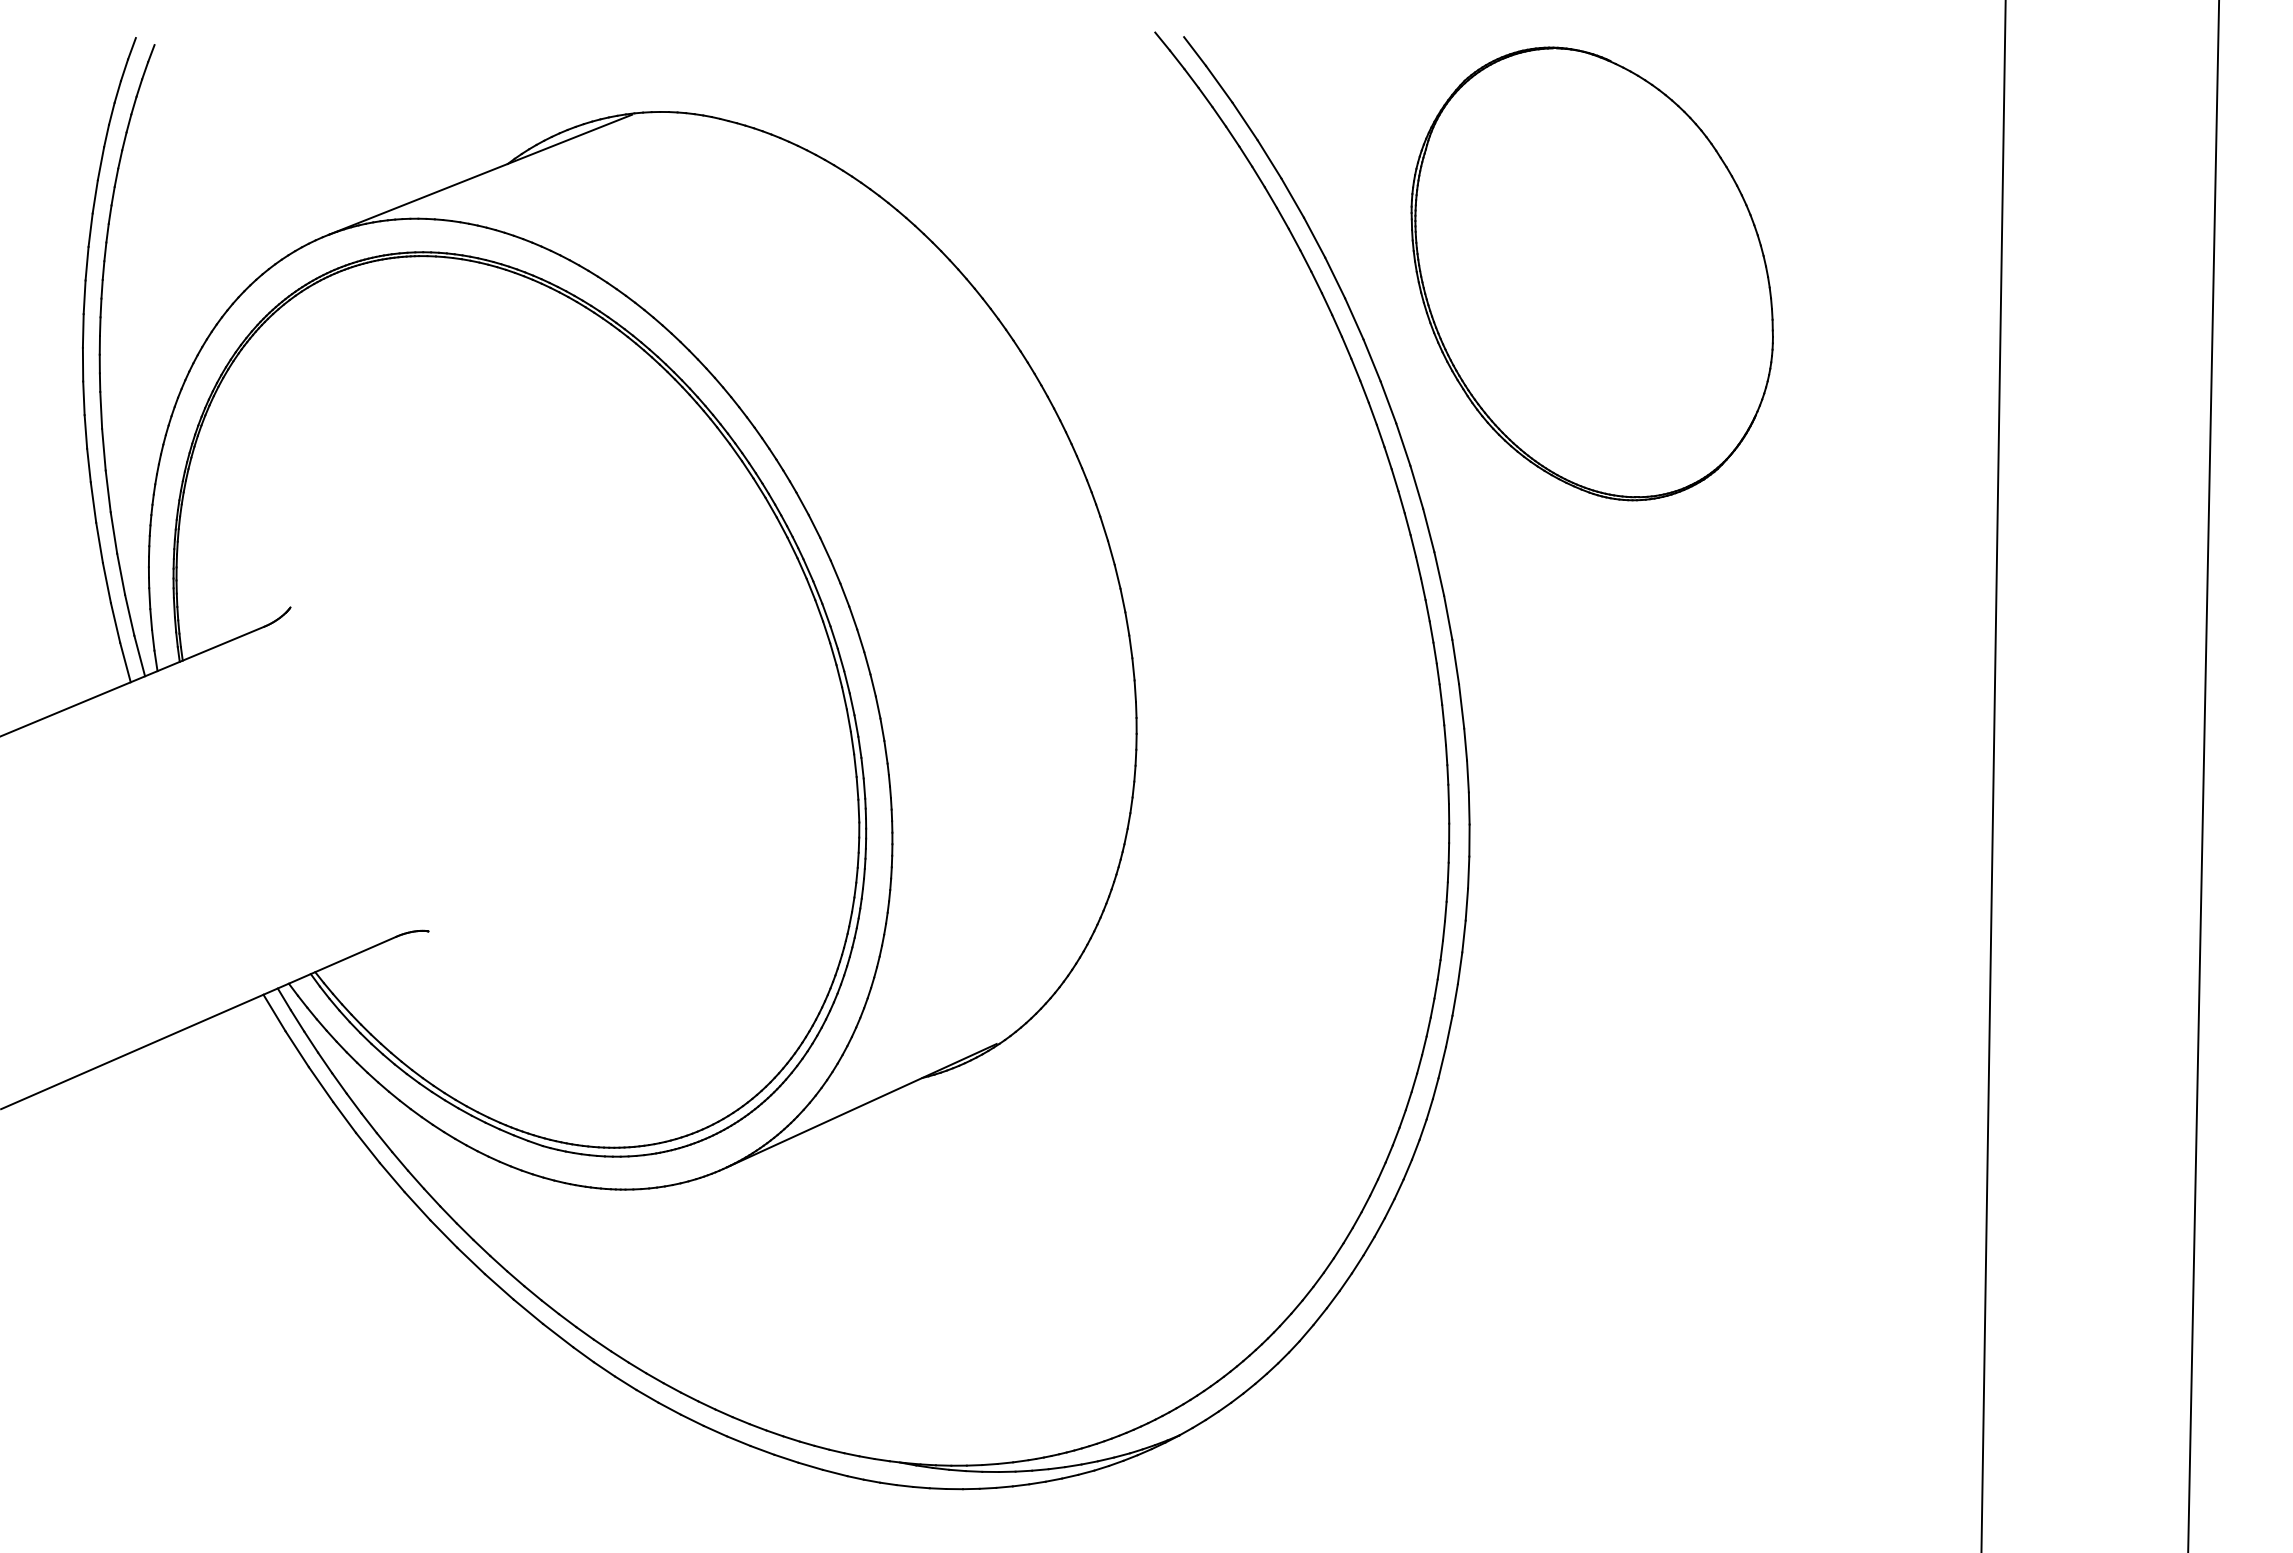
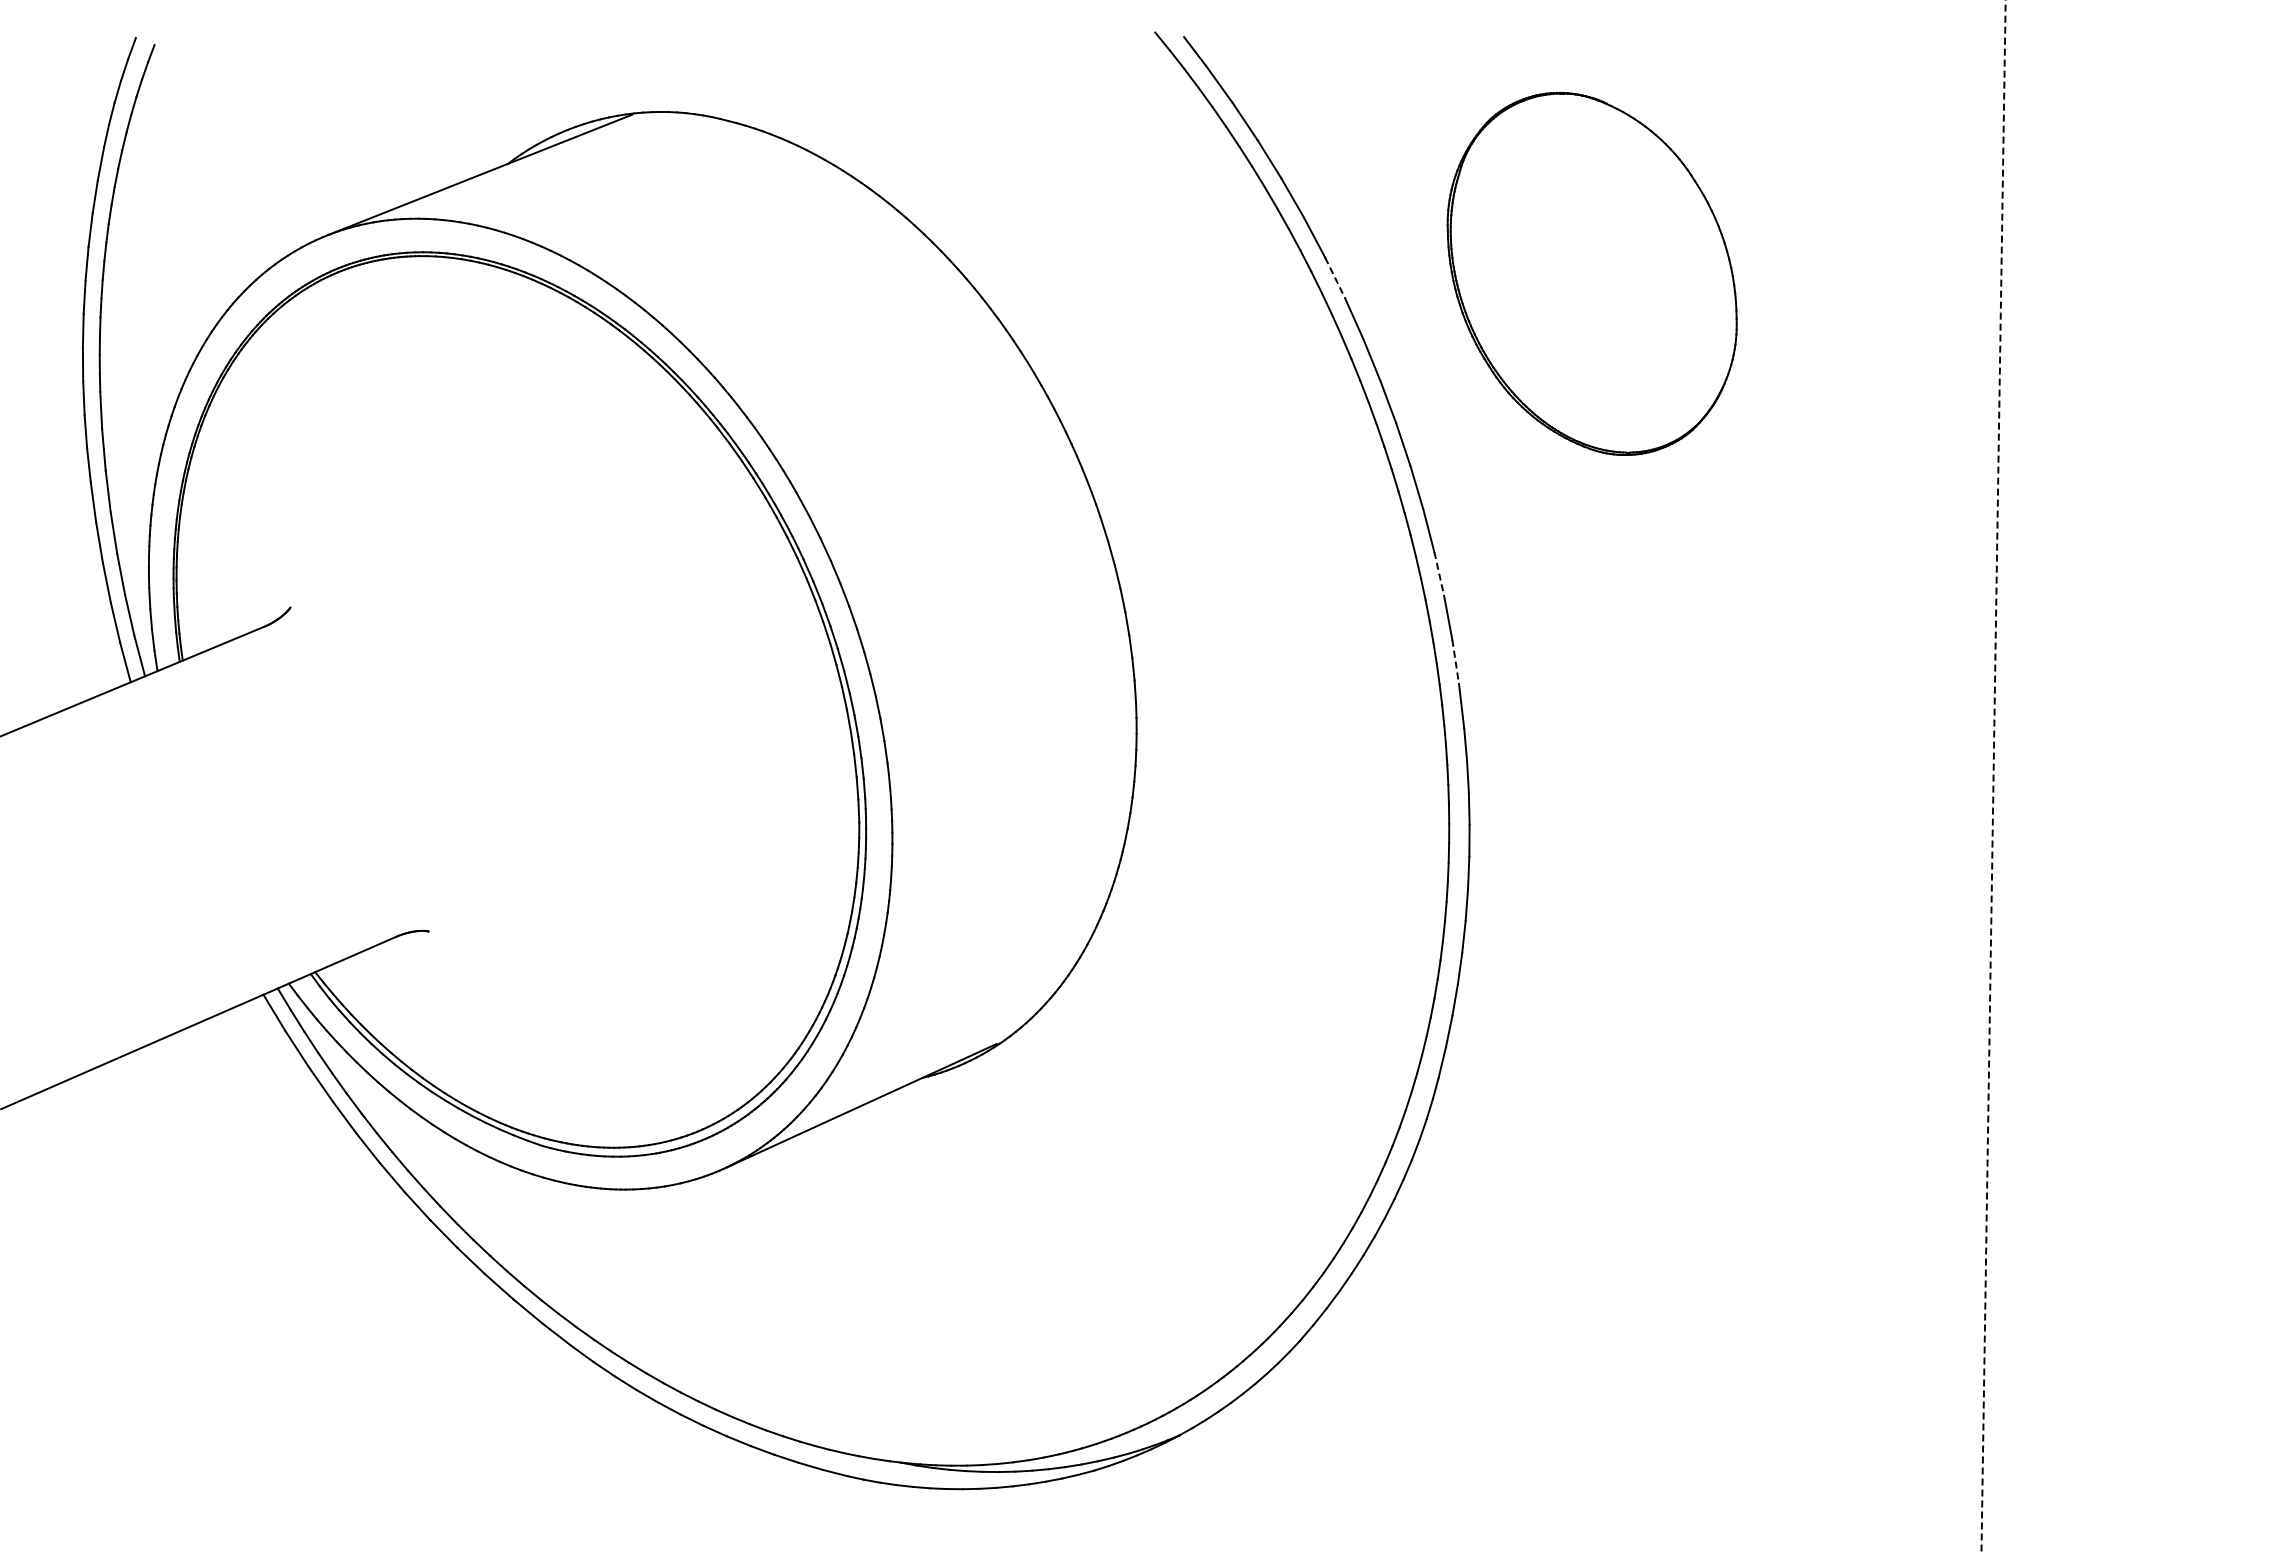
part size: 364x456 px -> 292x365 px (1591, 273)
line: solid -> dashed (1335, 278)
line: solid -> dashed (1439, 574)
line: solid -> dashed (1455, 662)
line: solid -> dashed (1993, 775)
line: present -> none (2203, 775)
